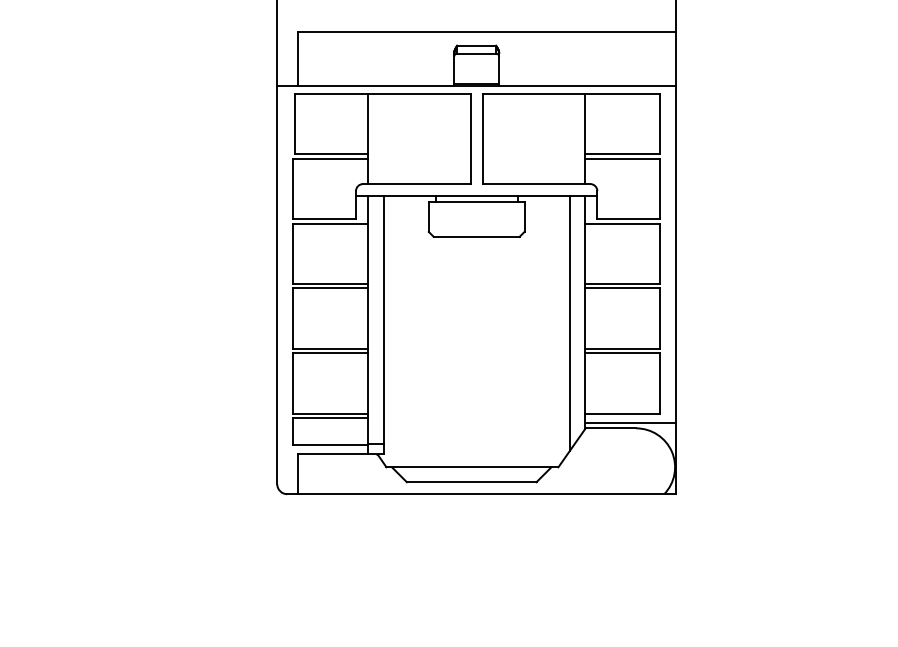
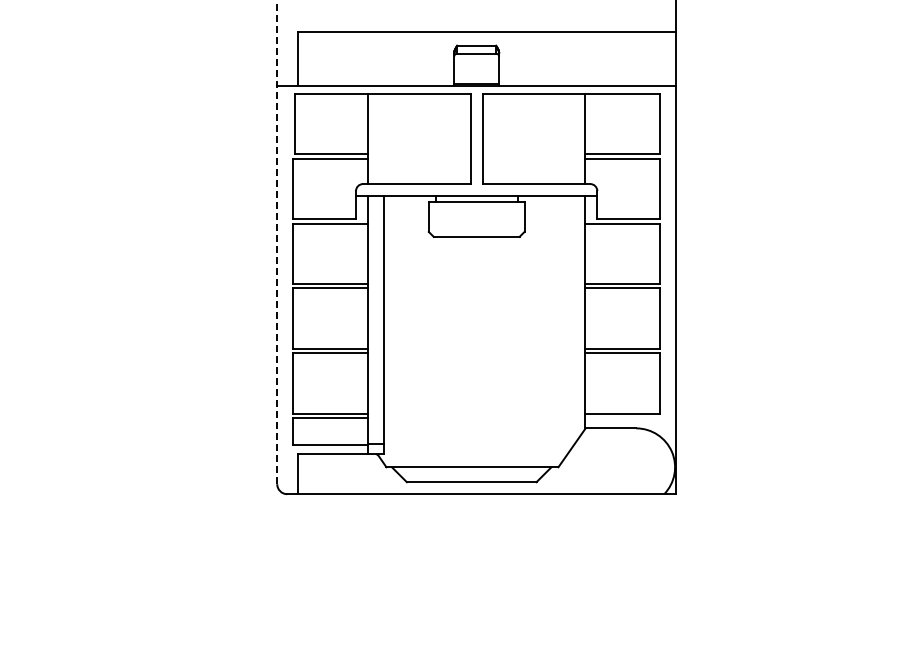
line: solid -> dashed (277, 242)
line: present -> none (569, 323)
line: present -> none (630, 423)
